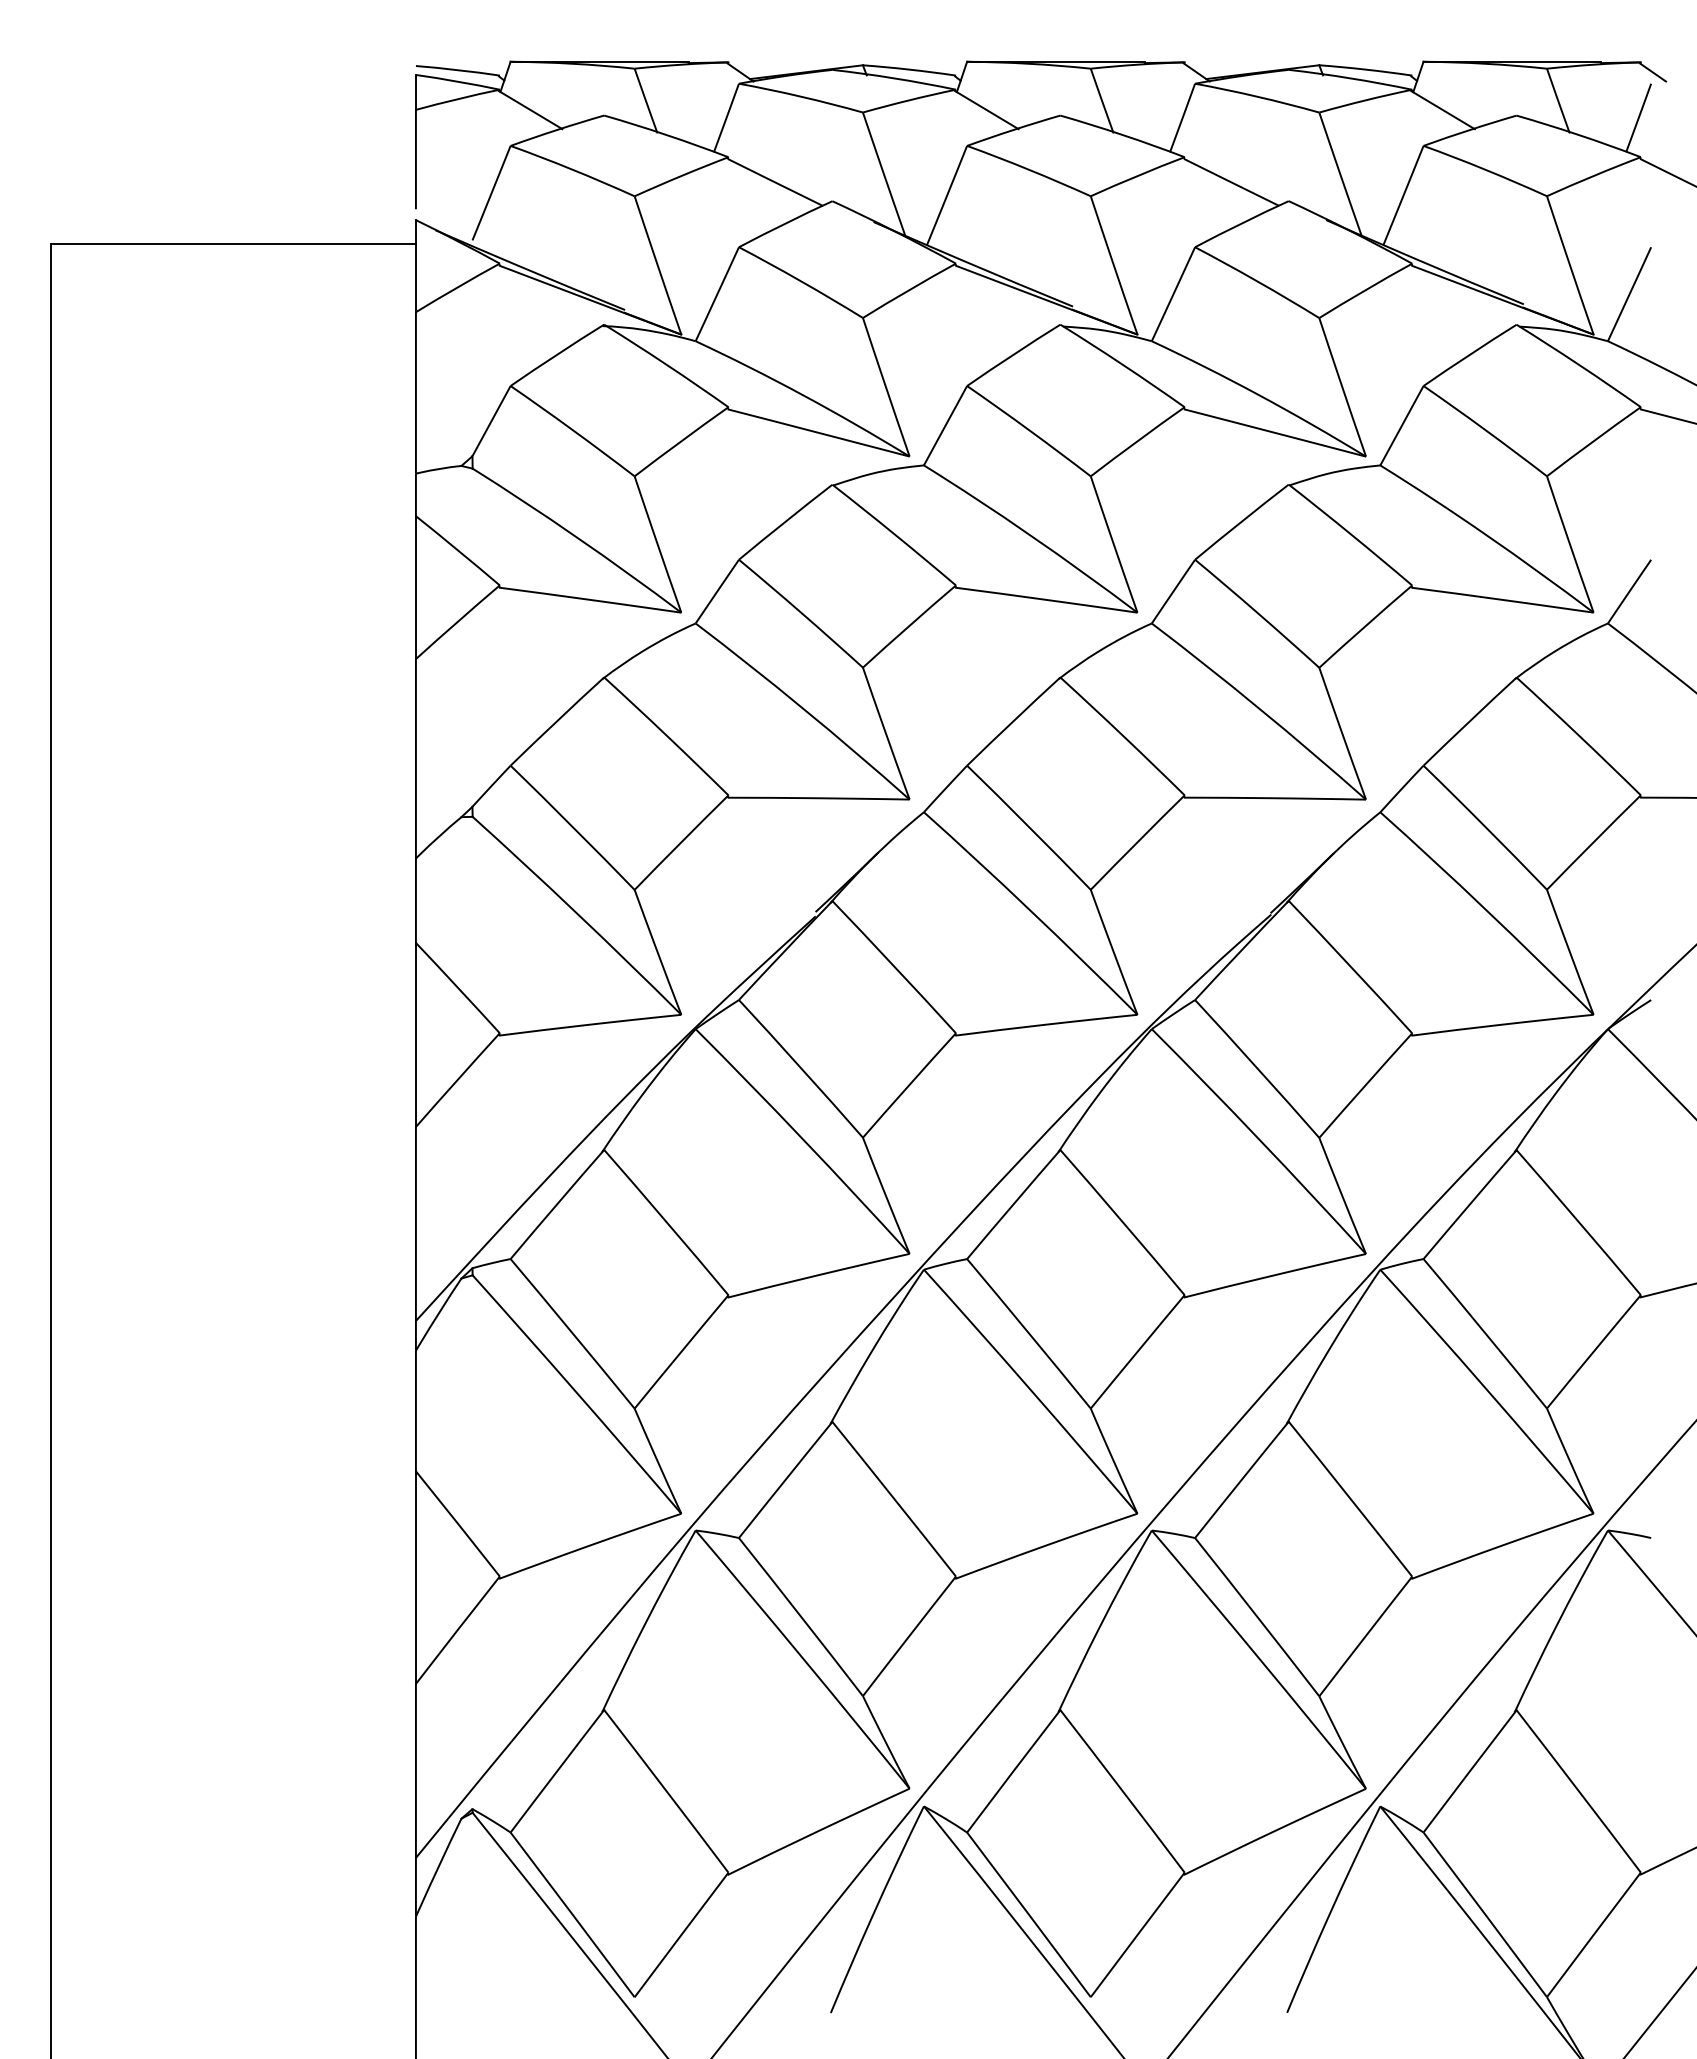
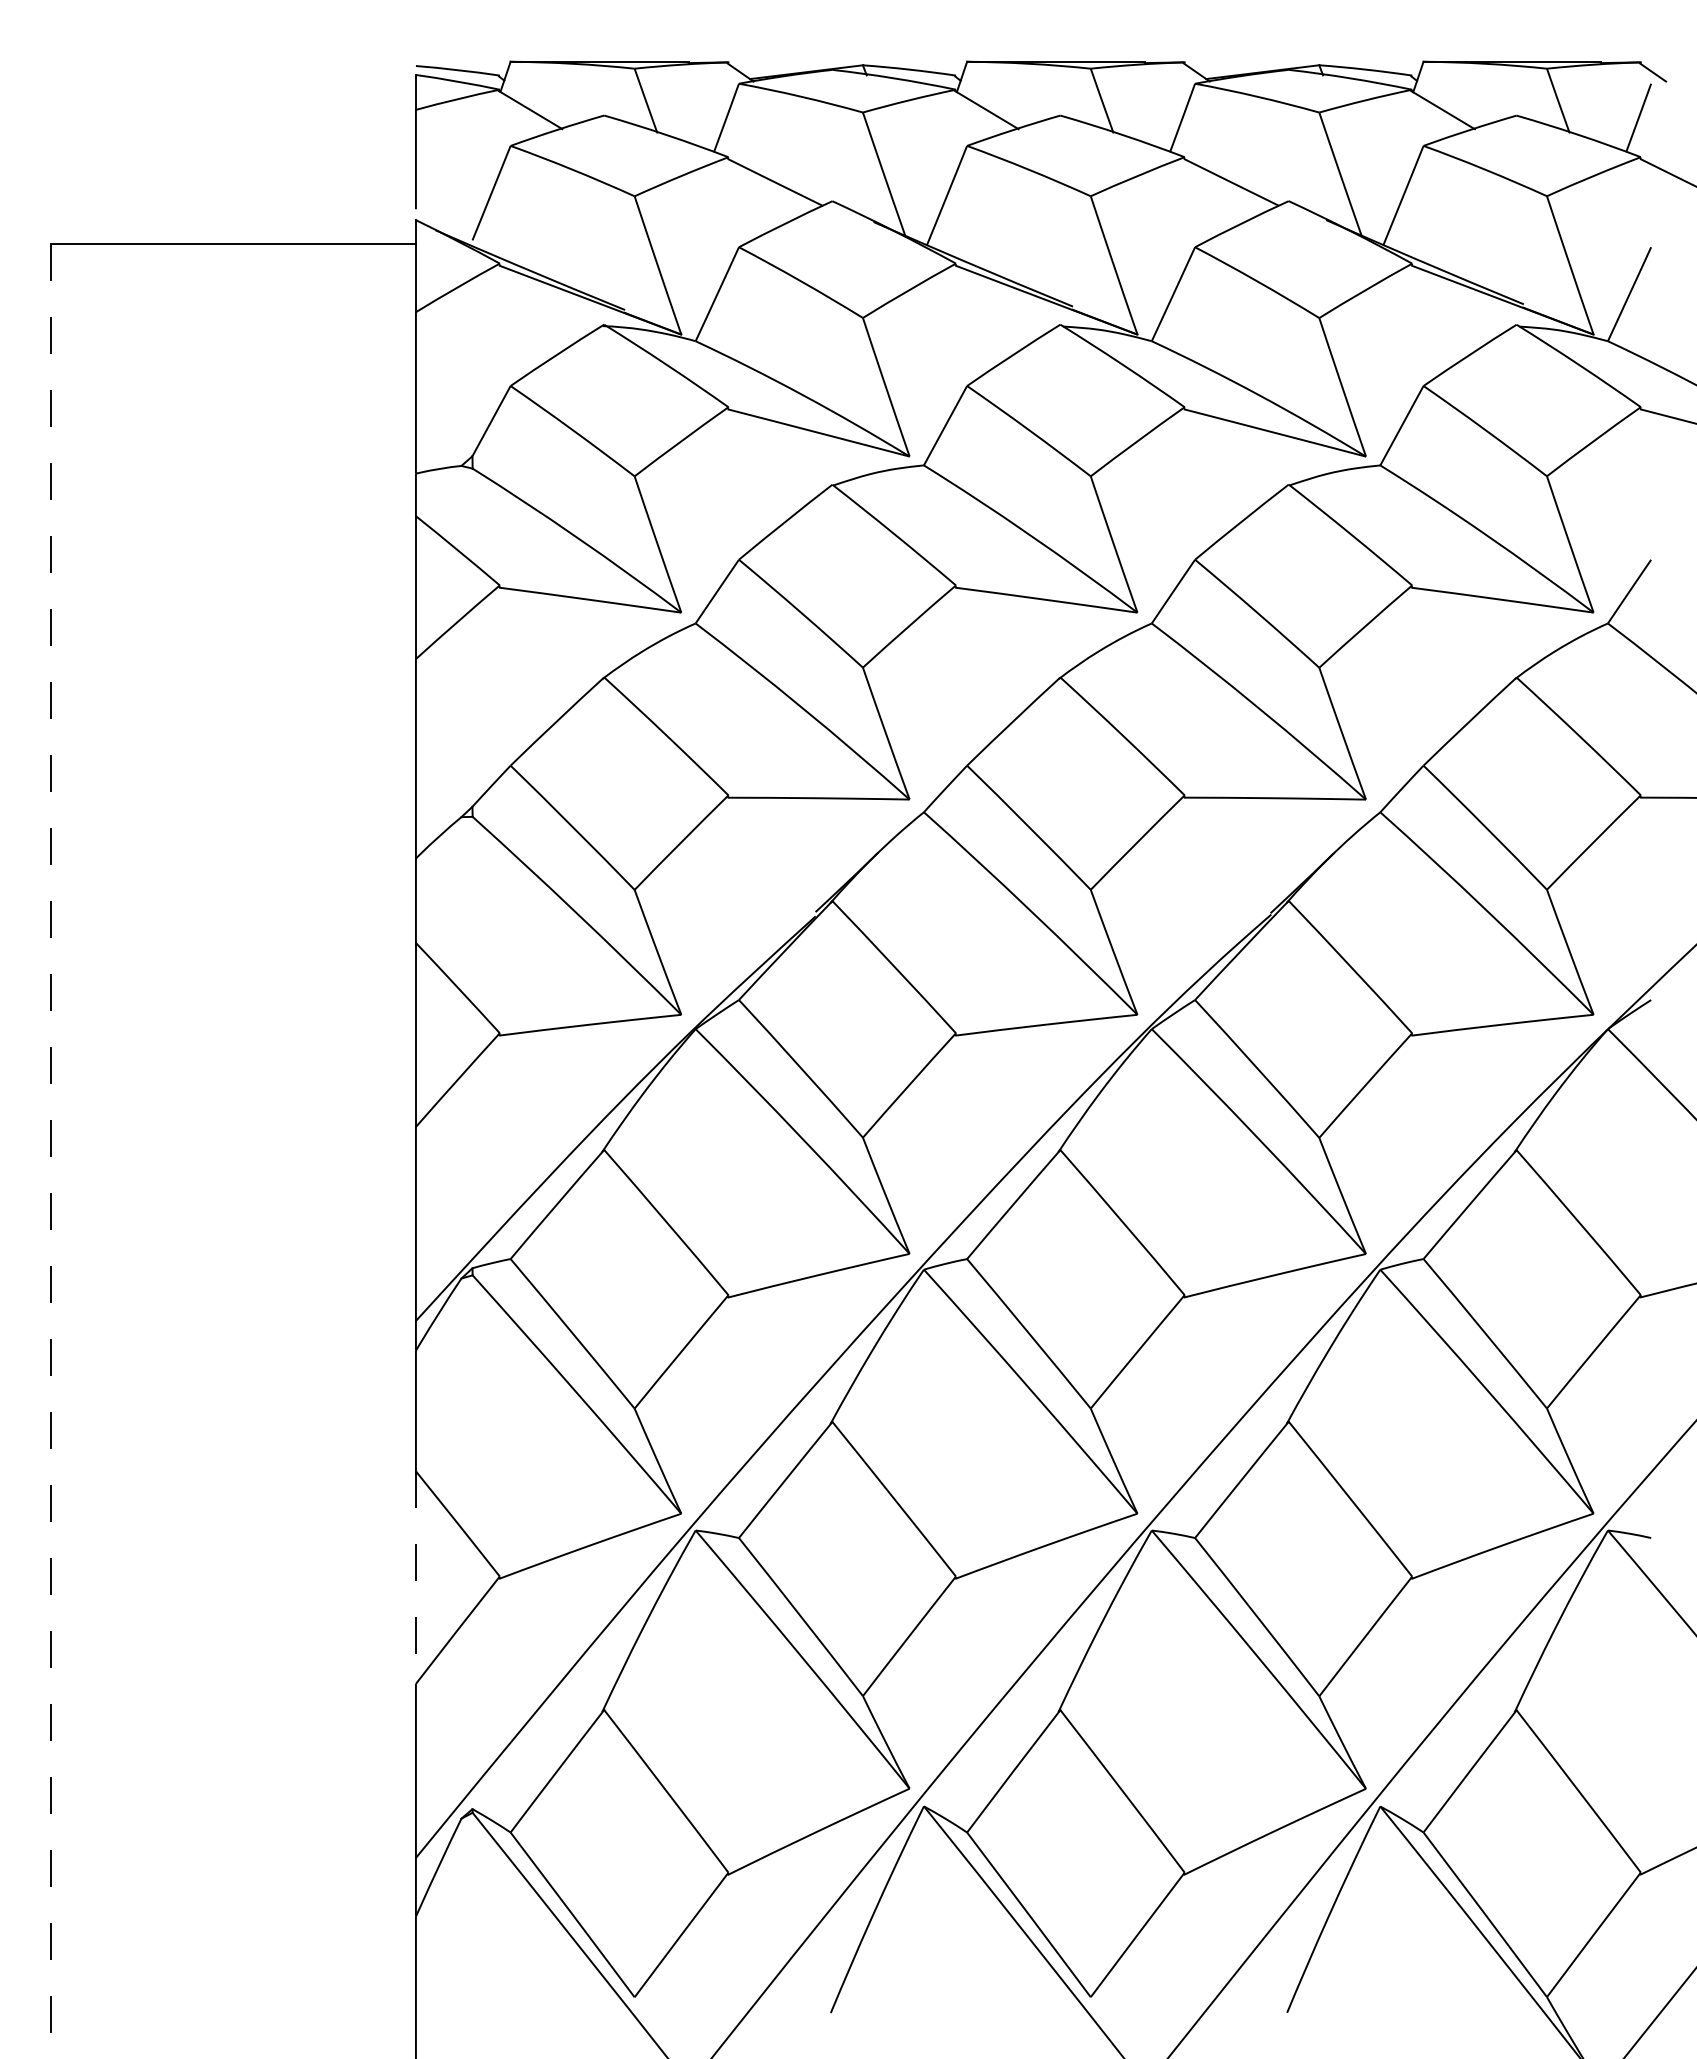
line: solid -> dashed (50, 1151)
line: solid -> dashed (415, 1578)
